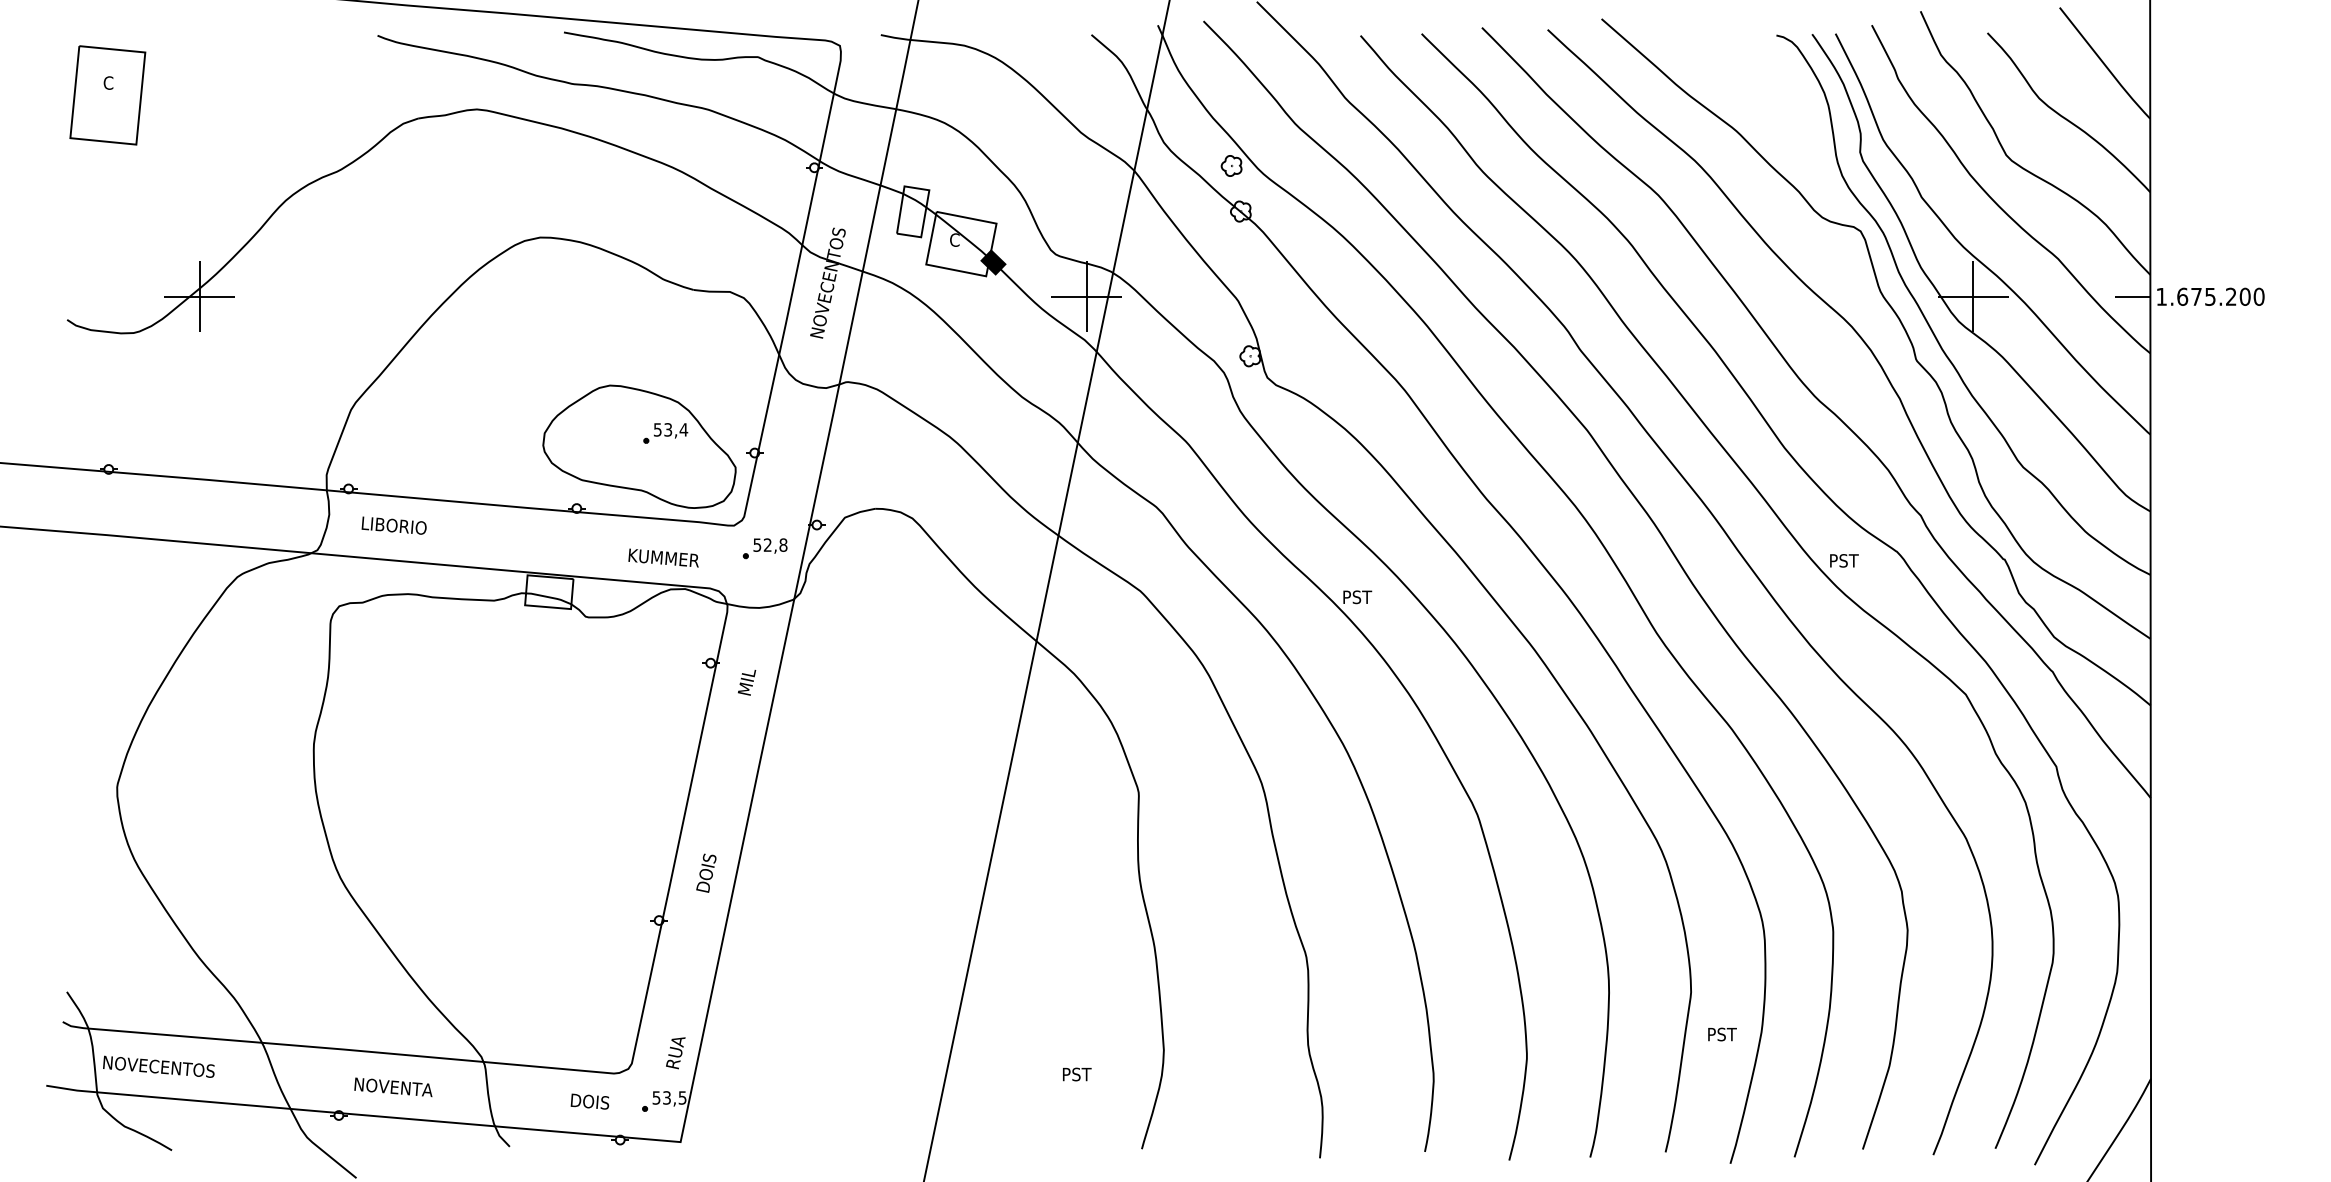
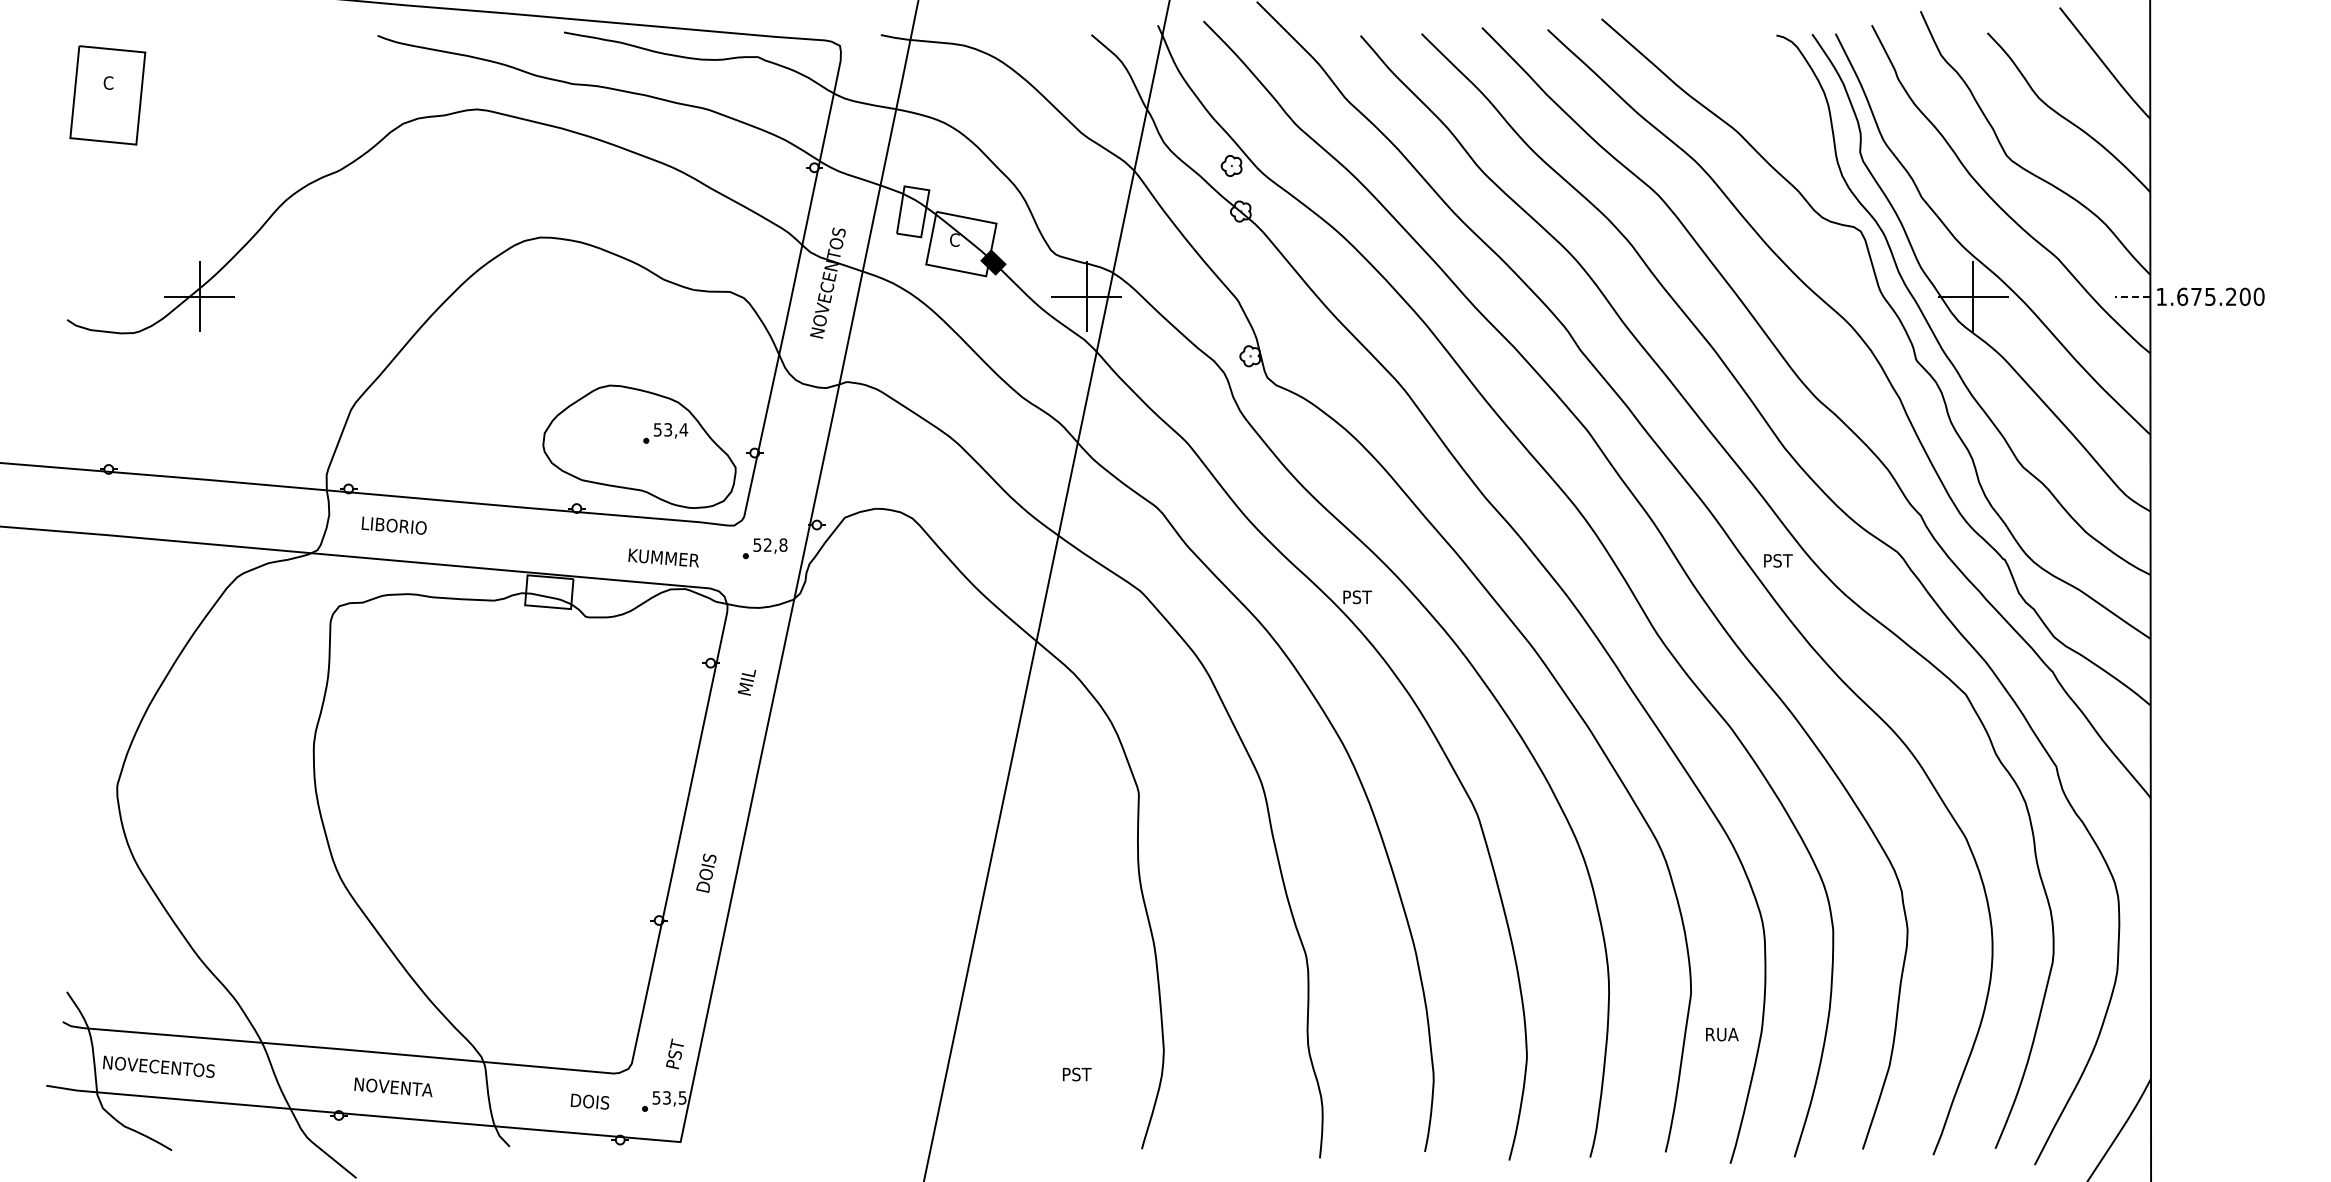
line: solid -> dashed (2132, 296)
text position: (1844, 560) -> (1778, 560) (1778, 560)
text: PST -> RUA (1722, 1034)
text: RUA -> PST (676, 1051)
